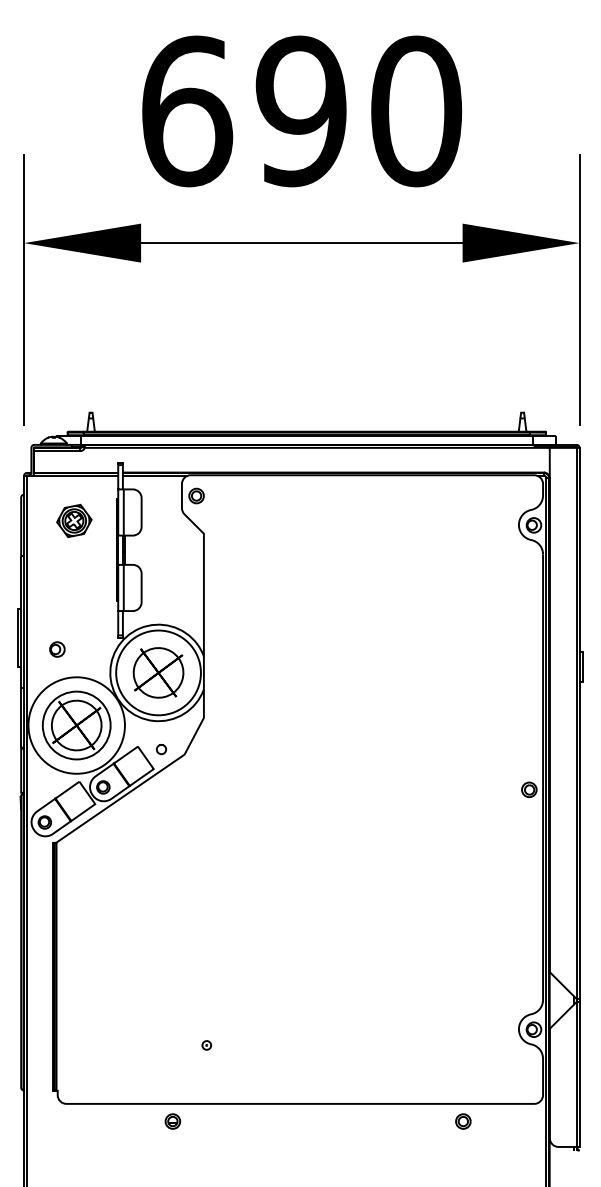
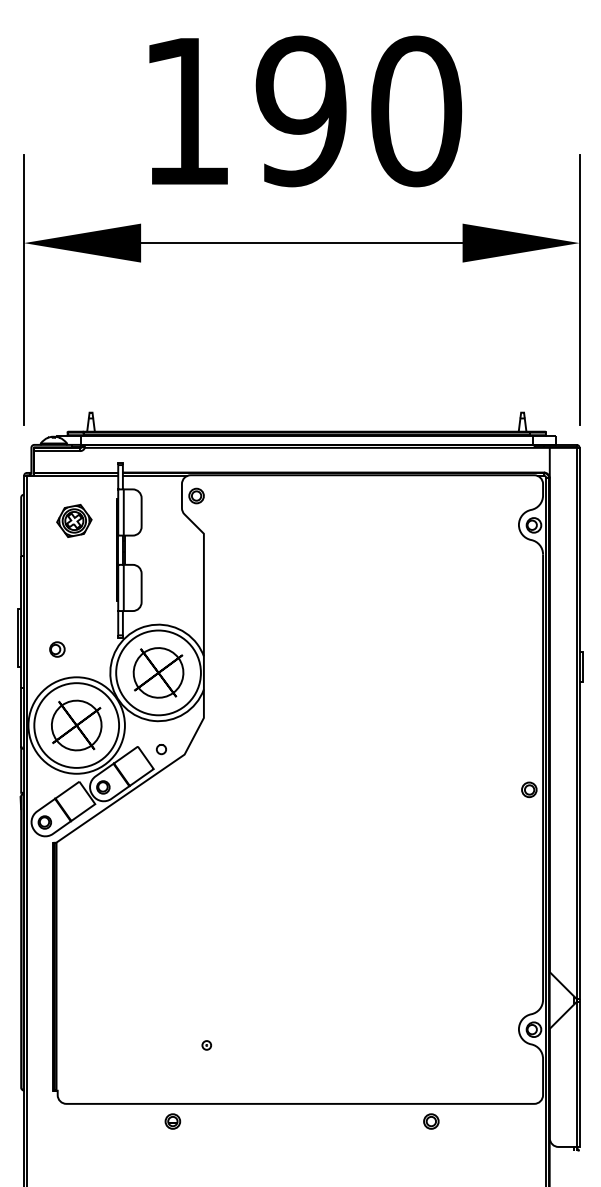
text: 690 -> 190 (187, 111)
circle diameter: 68 px -> 85 px (76, 725)
part position: (463, 1121) -> (431, 1121) (431, 1121)
